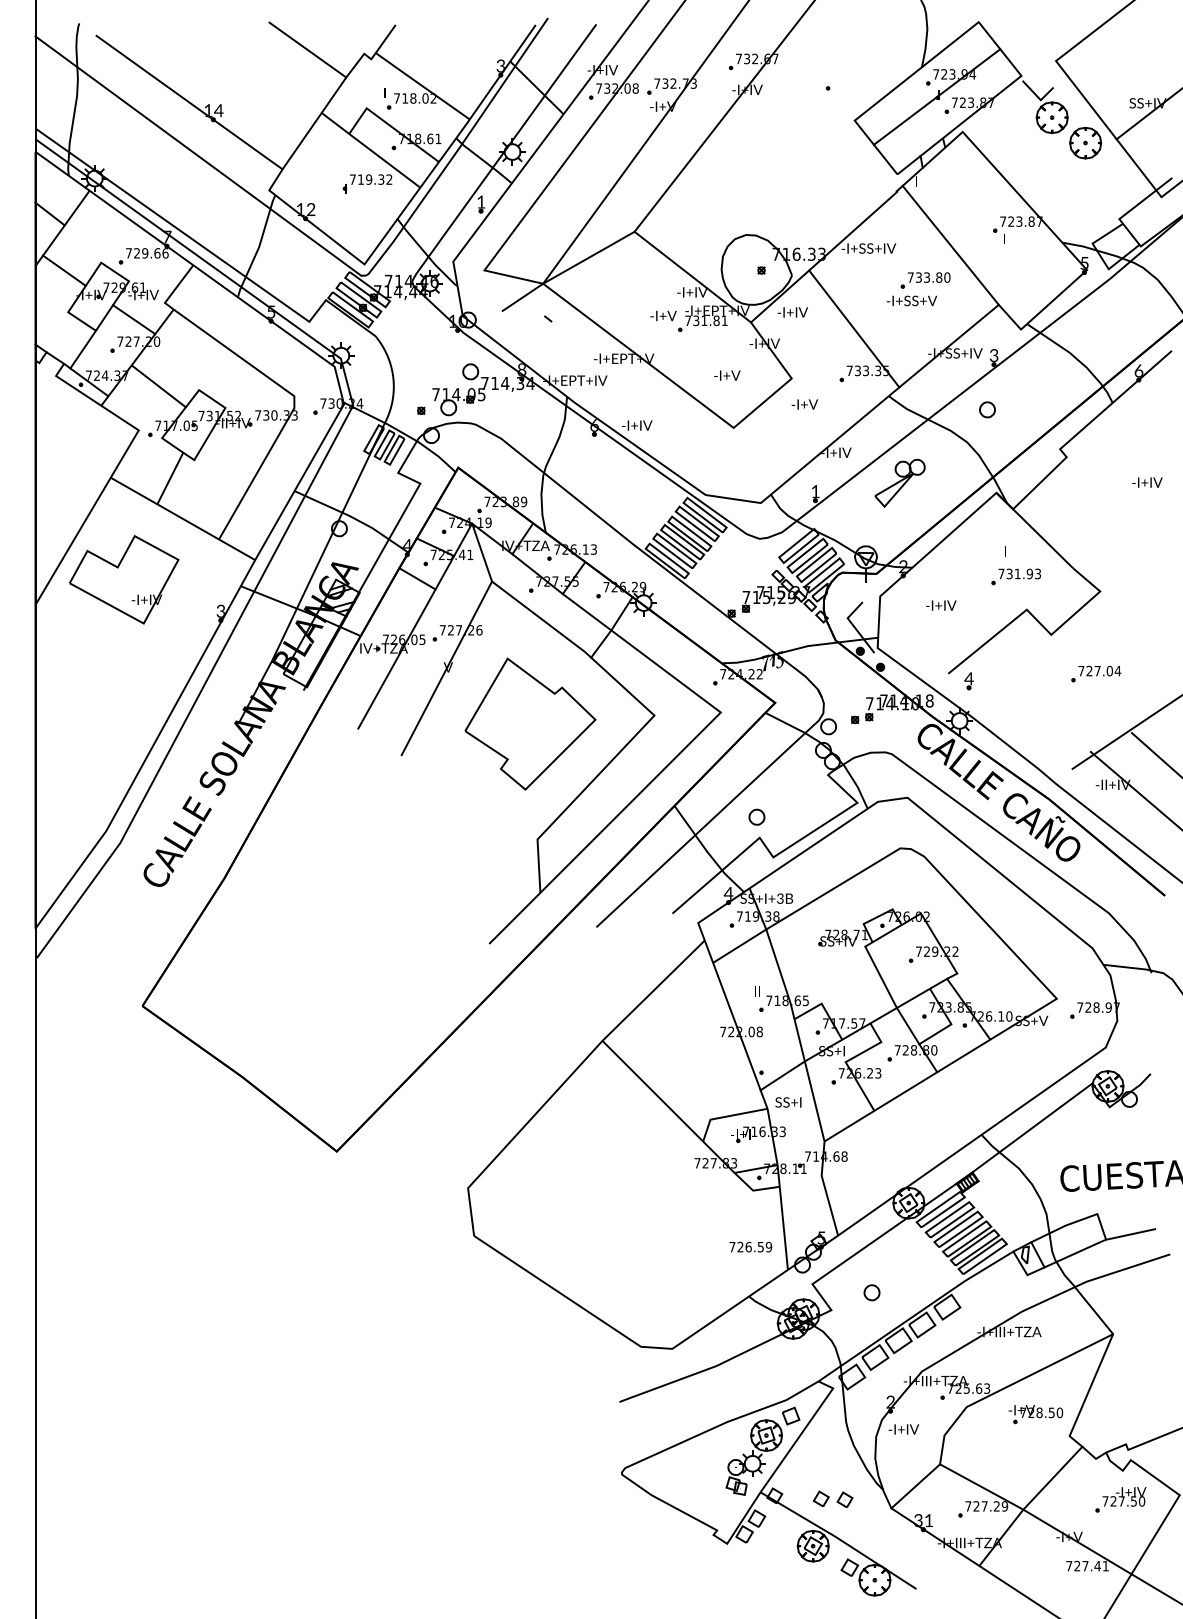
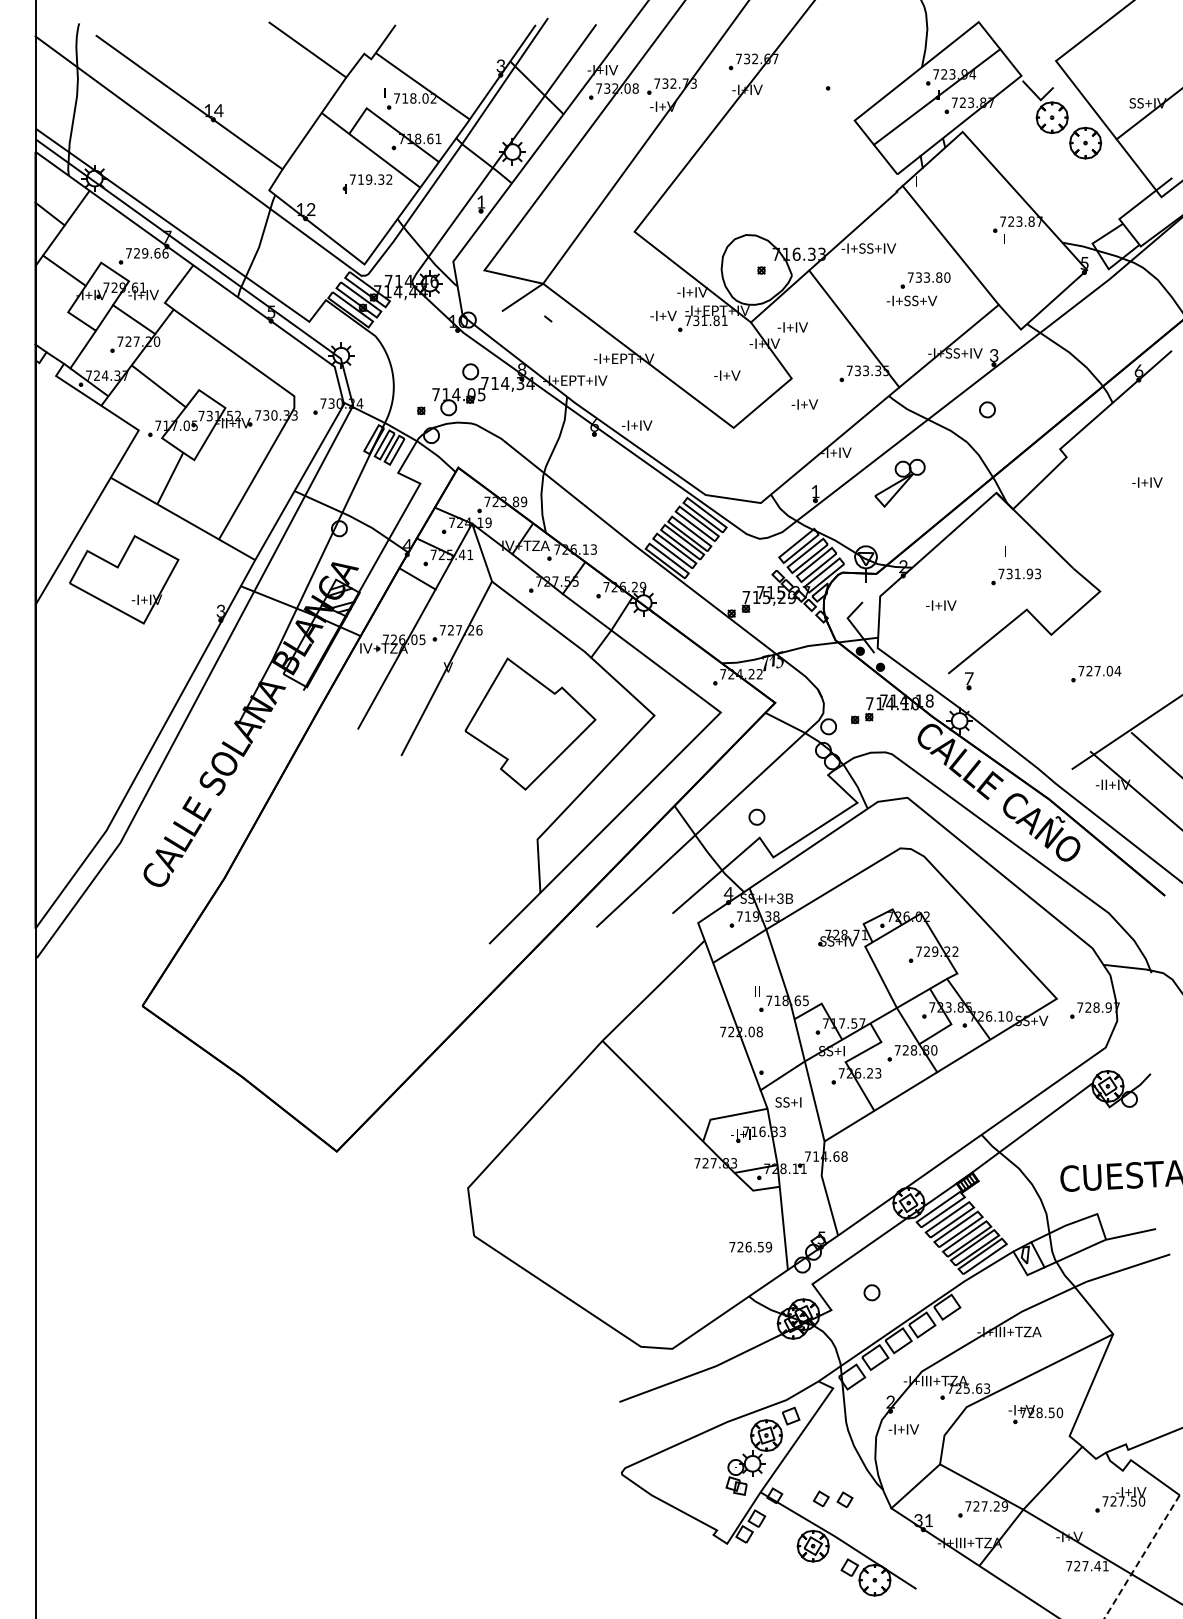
line: present -> none (588, 257)
text position: (792, 312) -> (792, 327) (792, 327)
text: 4 -> 7 (968, 678)
line: solid -> dashed (1141, 1557)
